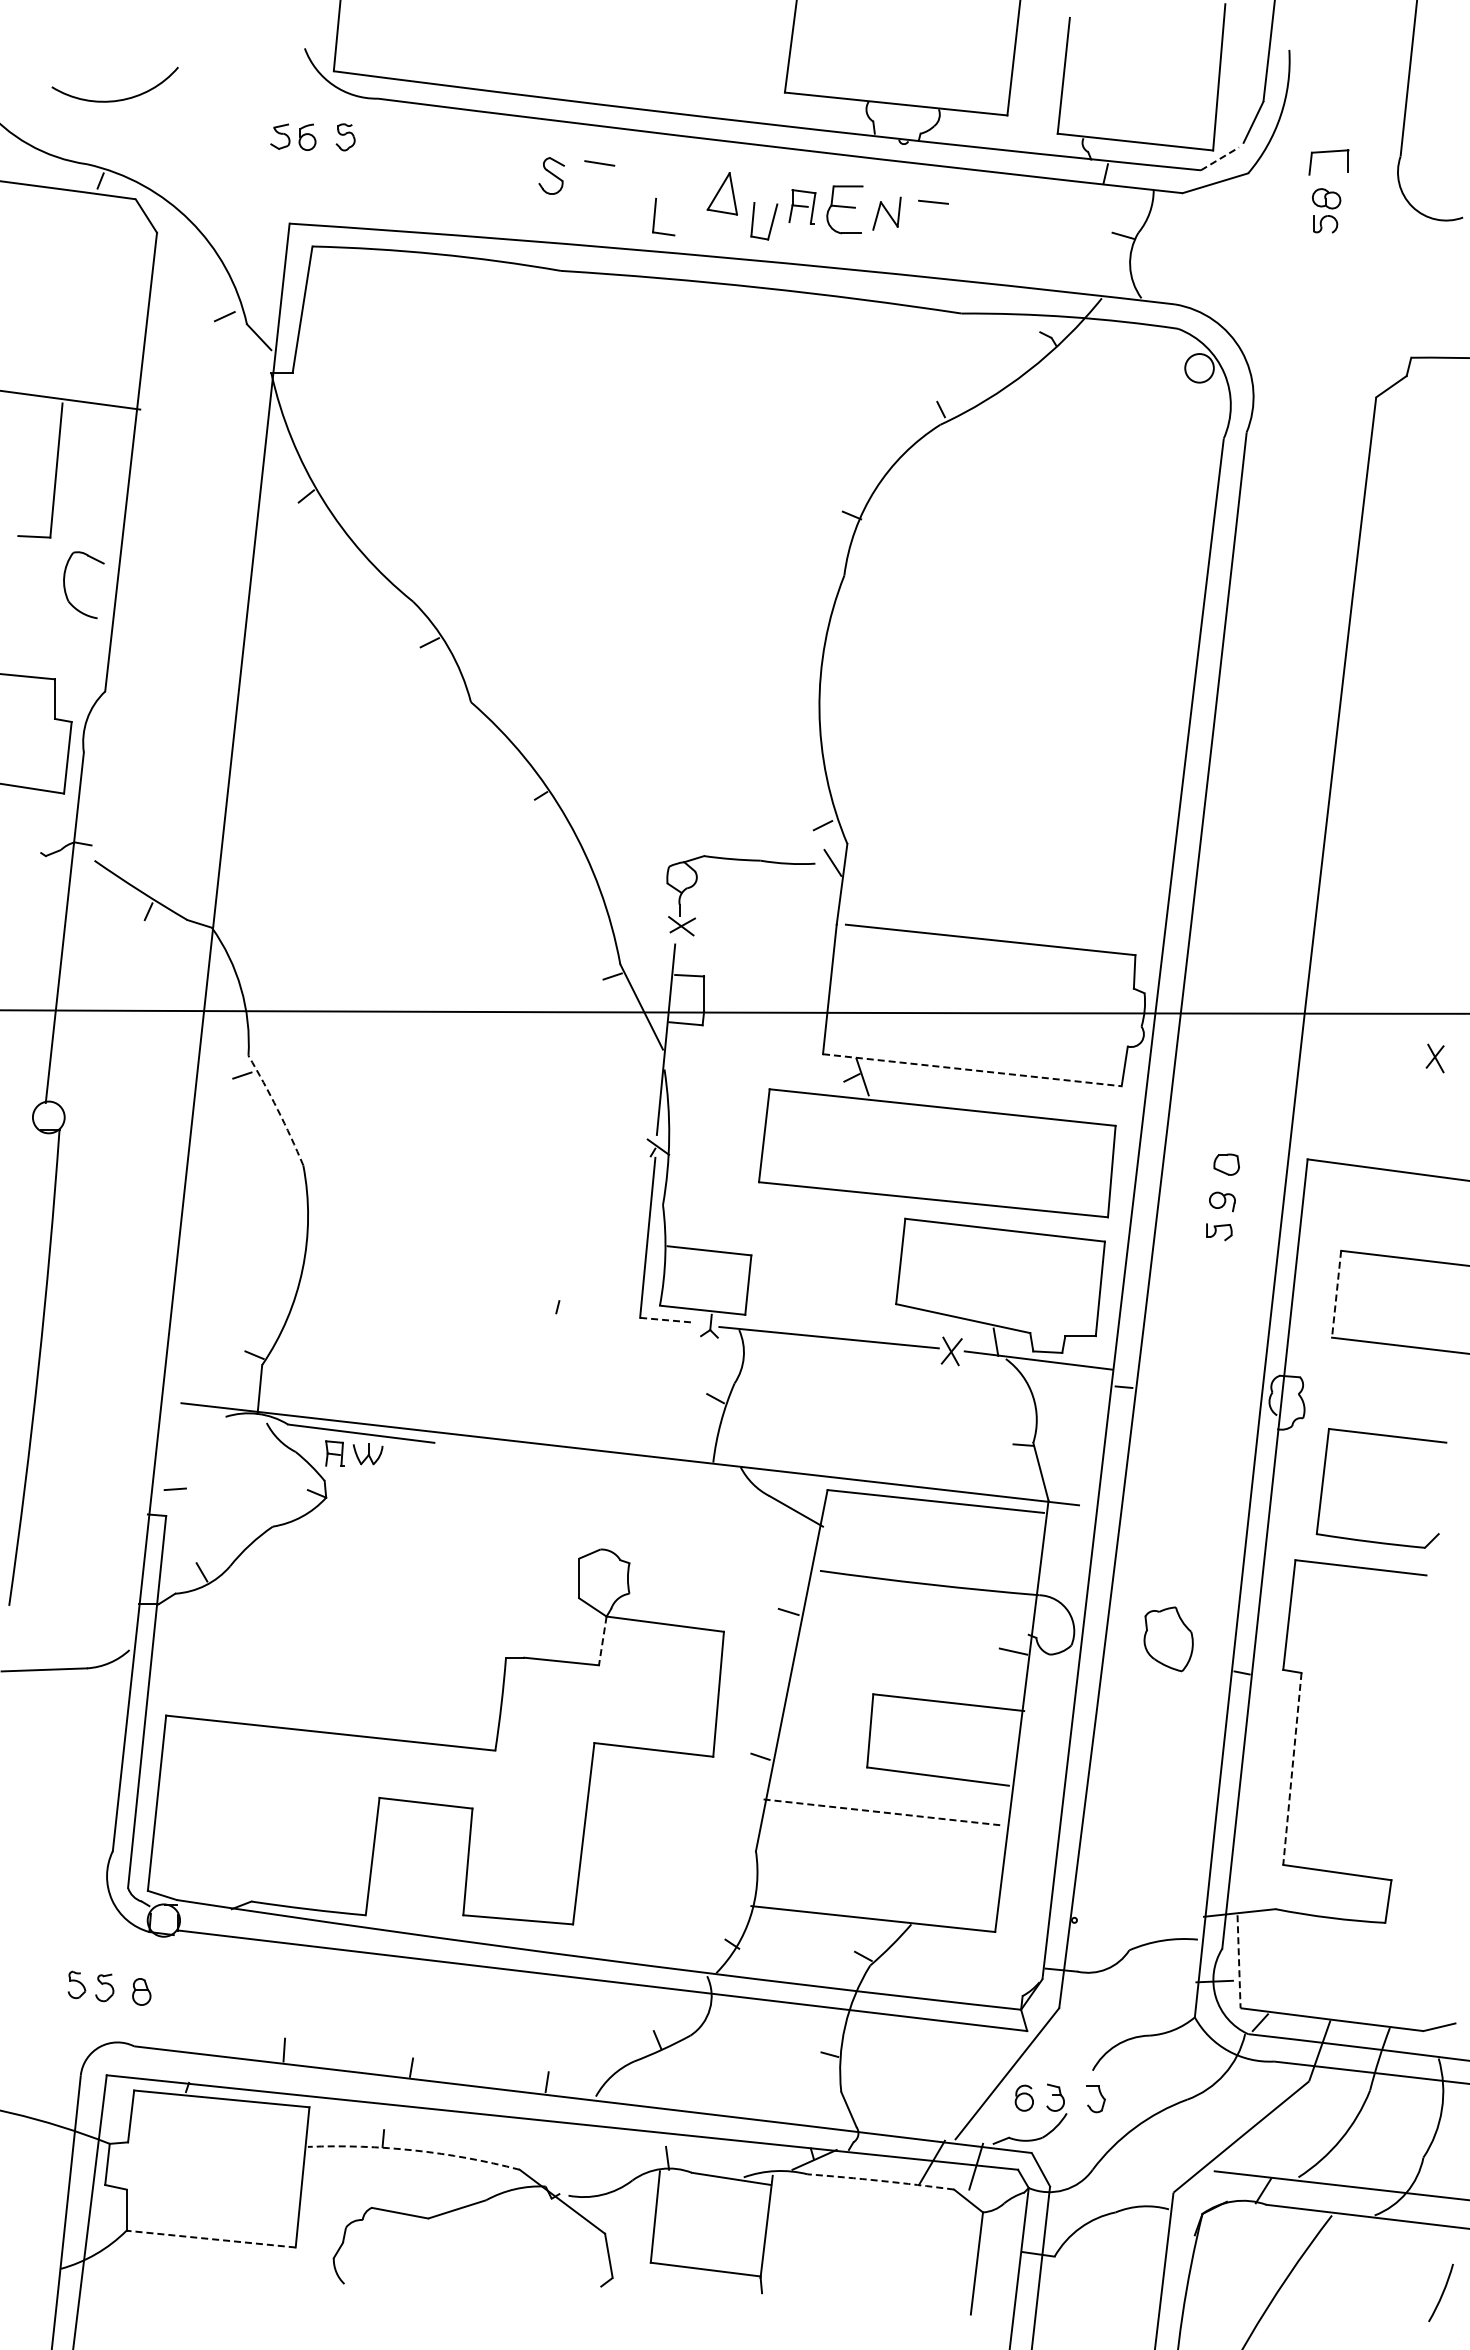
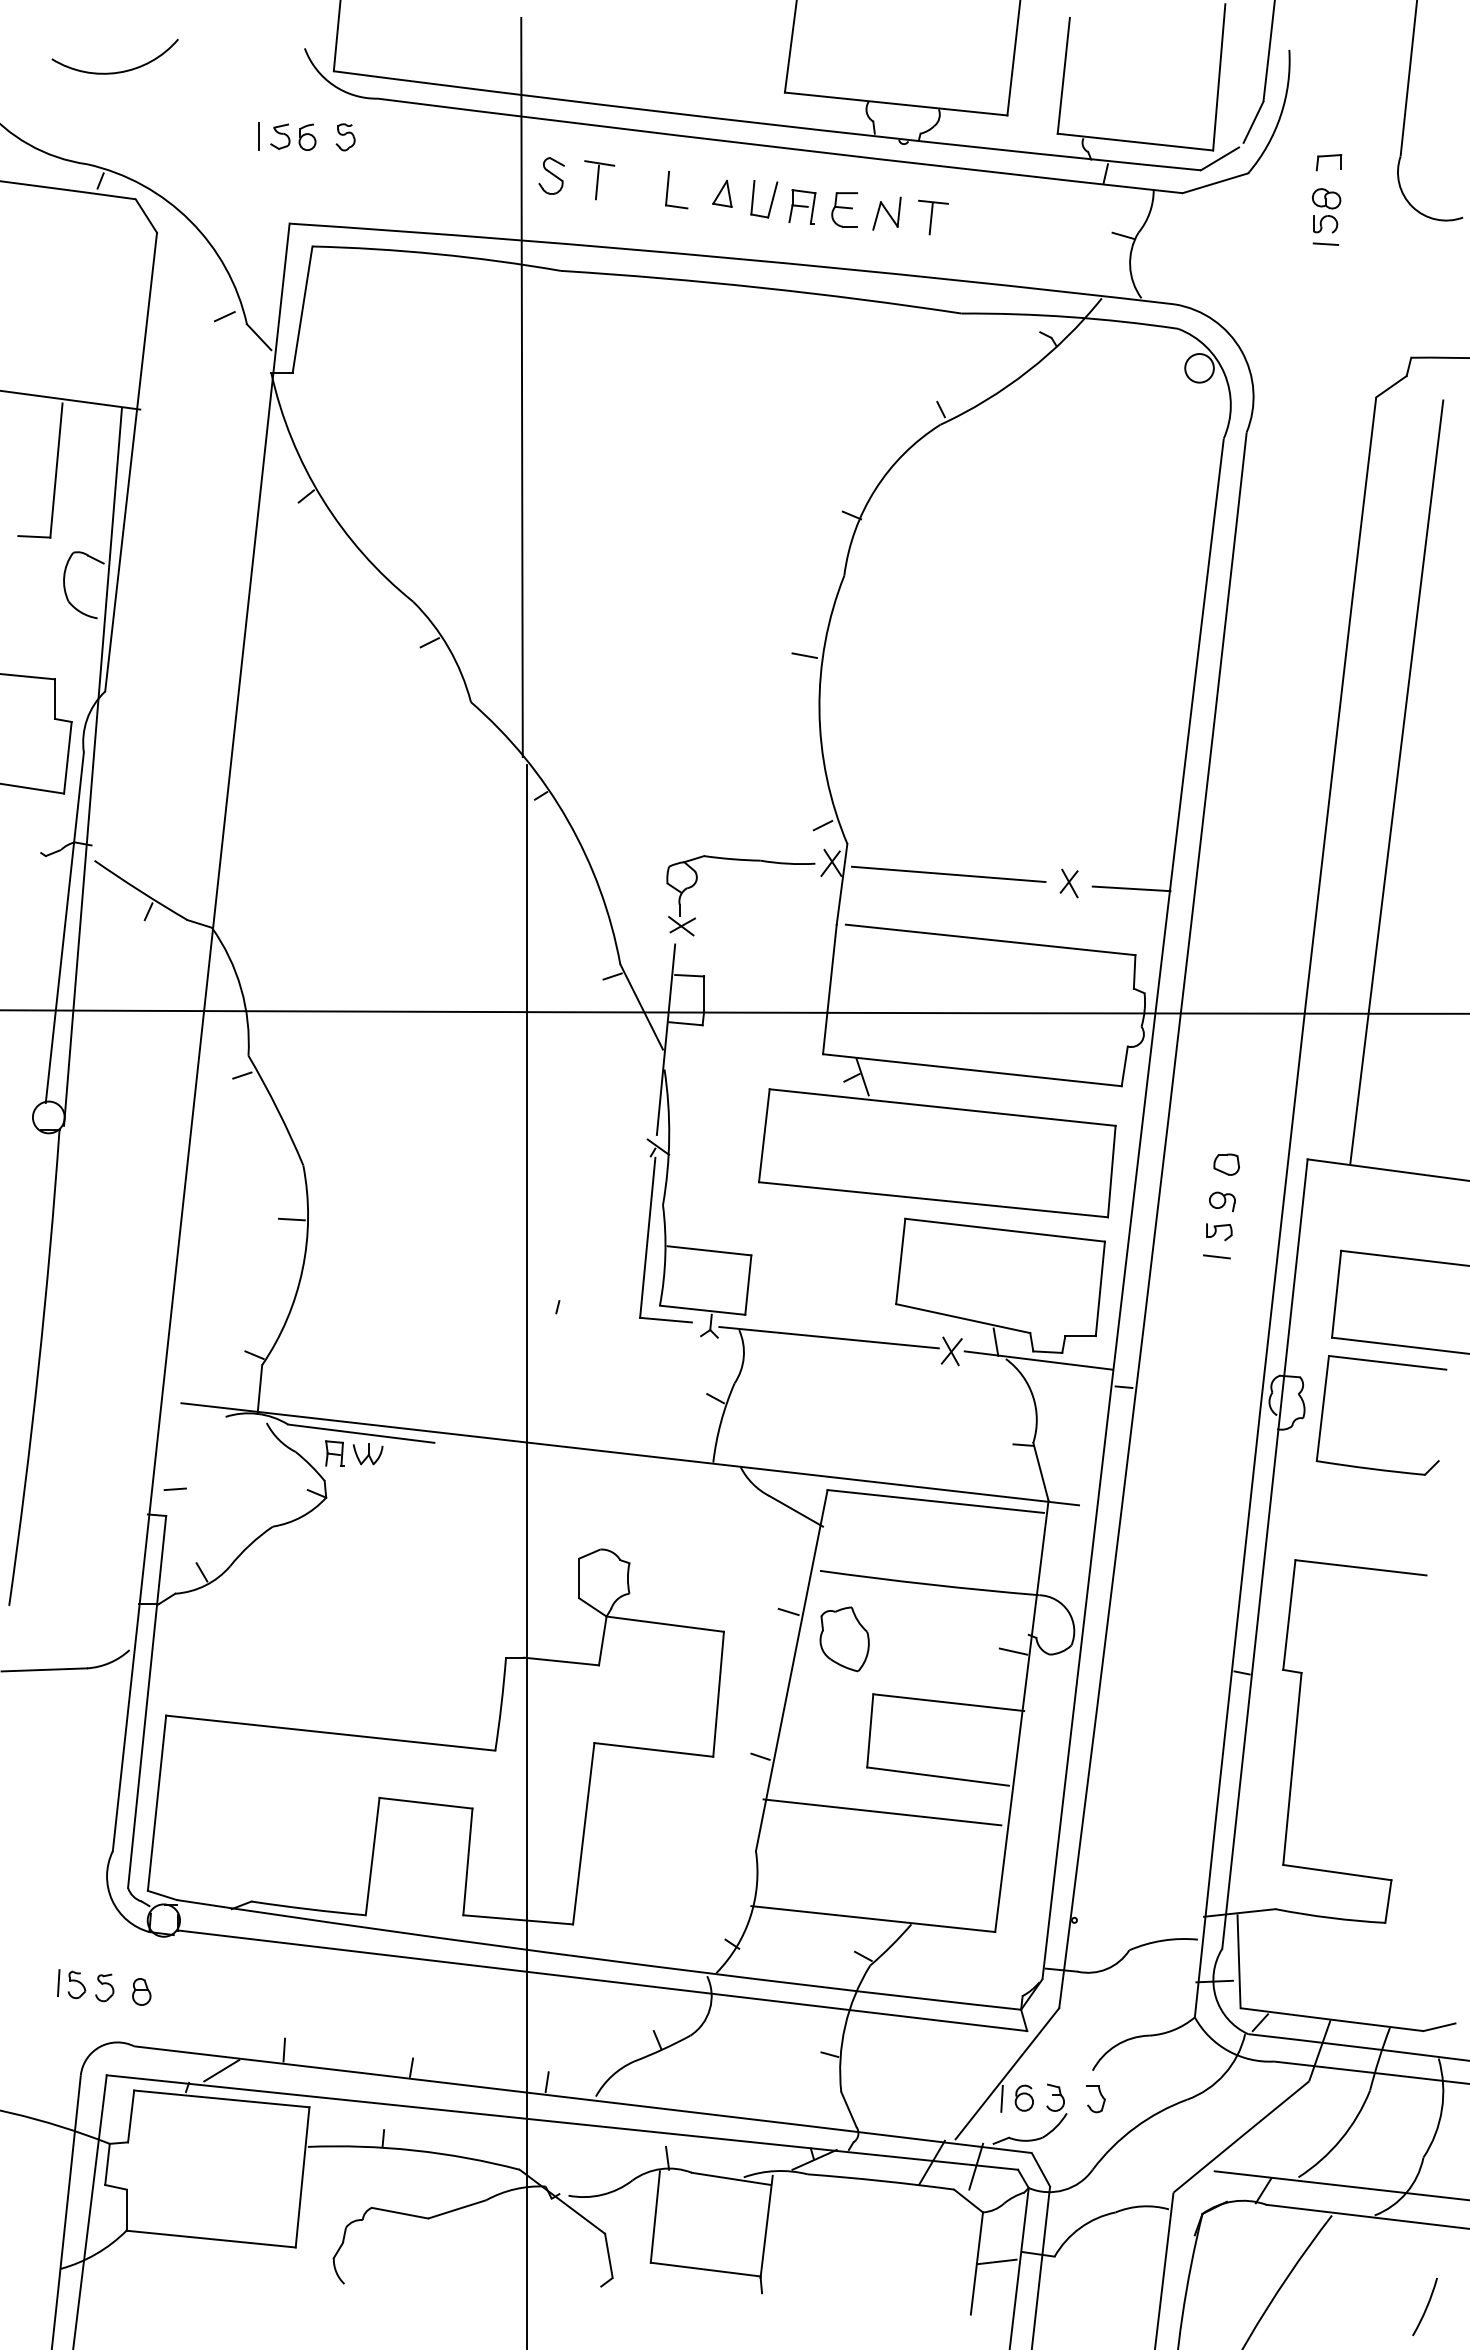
arc position: (117, 99) -> (117, 71) (117, 71)
line: none -> present (259, 136)
line: dashed -> solid (1220, 158)
part size: 42x27 px -> 28x18 px (1328, 162)
line: none -> present (596, 182)
part size: 32x44 px -> 21x28 px (722, 193)
part size: 38x50 px -> 27x36 px (844, 209)
part position: (655, 216) -> (668, 189) (668, 189)
line: none -> present (930, 218)
part position: (771, 221) -> (771, 199) (771, 199)
line: none -> present (1325, 243)
line: none -> present (521, 387)
line: none -> present (804, 655)
line: none -> present (92, 766)
line: none -> present (1396, 781)
line: none -> present (830, 863)
line: none -> present (948, 874)
line: none -> present (1131, 888)
part position: (1434, 1058) -> (1068, 883) (1068, 883)
line: dashed -> solid (972, 1070)
arc: dashed -> solid (277, 1109)
line: none -> present (291, 1219)
line: none -> present (1216, 1256)
line: dashed -> solid (1336, 1294)
line: dashed -> solid (666, 1320)
part position: (1390, 1437) -> (1390, 1364) (1390, 1364)
line: none -> present (527, 1555)
part position: (1168, 1639) -> (844, 1639) (844, 1639)
line: dashed -> solid (602, 1640)
line: dashed -> solid (1292, 1769)
line: dashed -> solid (882, 1812)
line: dashed -> solid (1239, 1961)
line: none -> present (58, 1983)
line: none -> present (221, 2070)
line: none -> present (1001, 2098)
arc: dashed -> solid (414, 2150)
arc: dashed -> solid (881, 2180)
line: dashed -> solid (211, 2239)
line: none -> present (996, 2261)
arc position: (1441, 2293) -> (1425, 2307) (1425, 2307)
